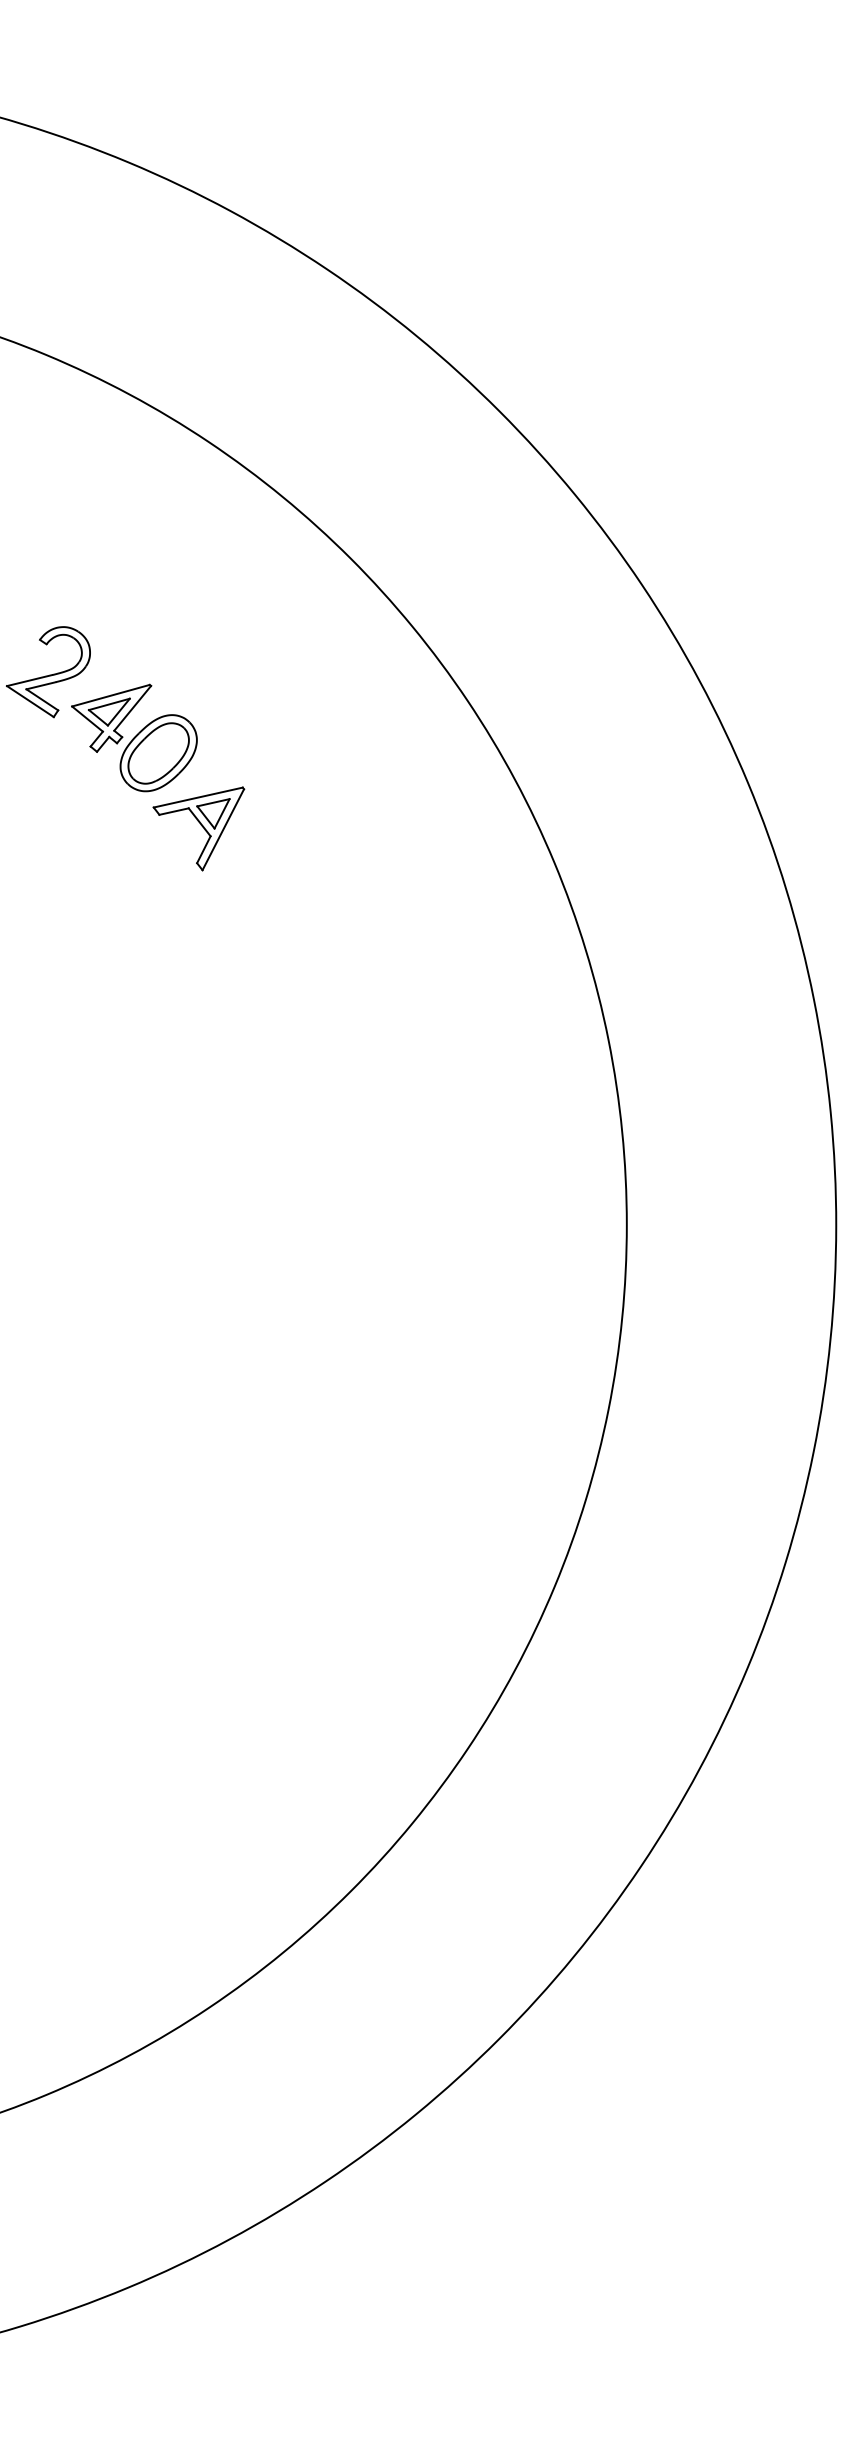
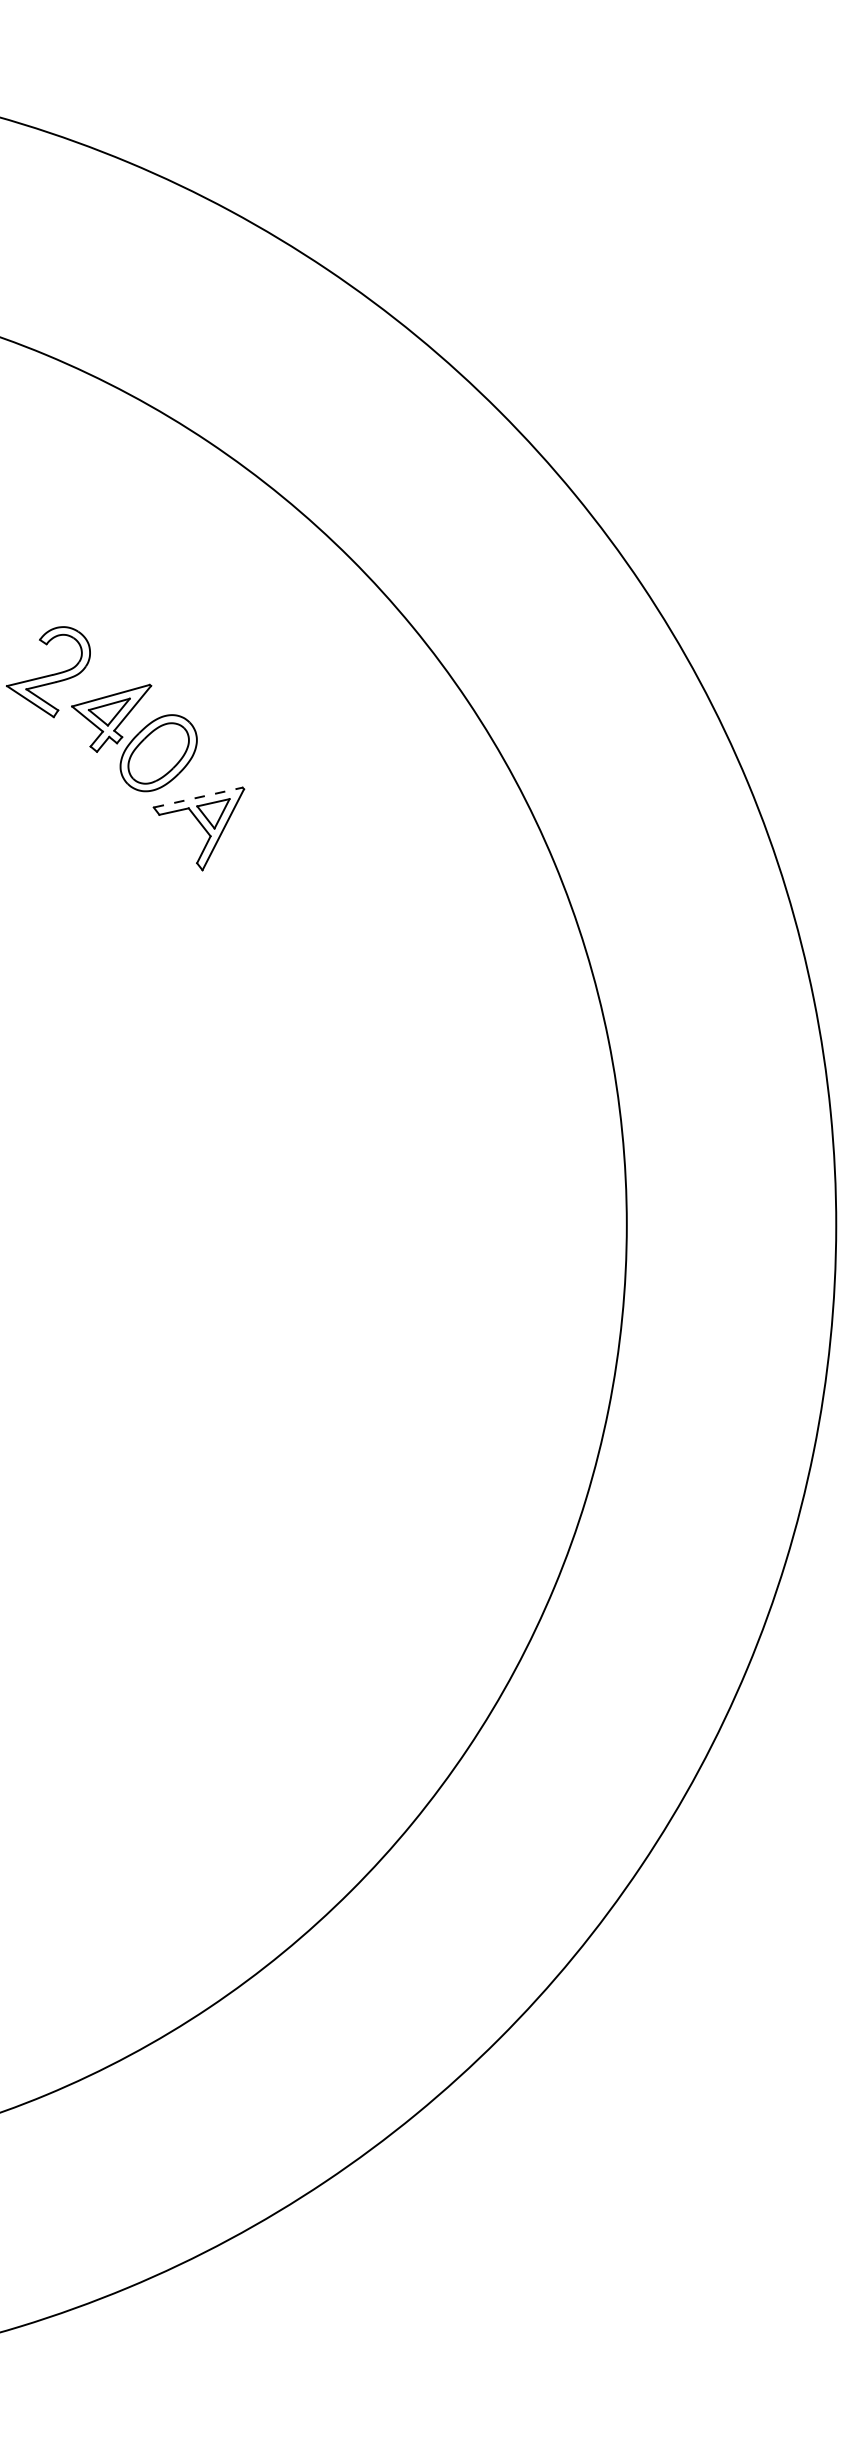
line: solid -> dashed (198, 797)
